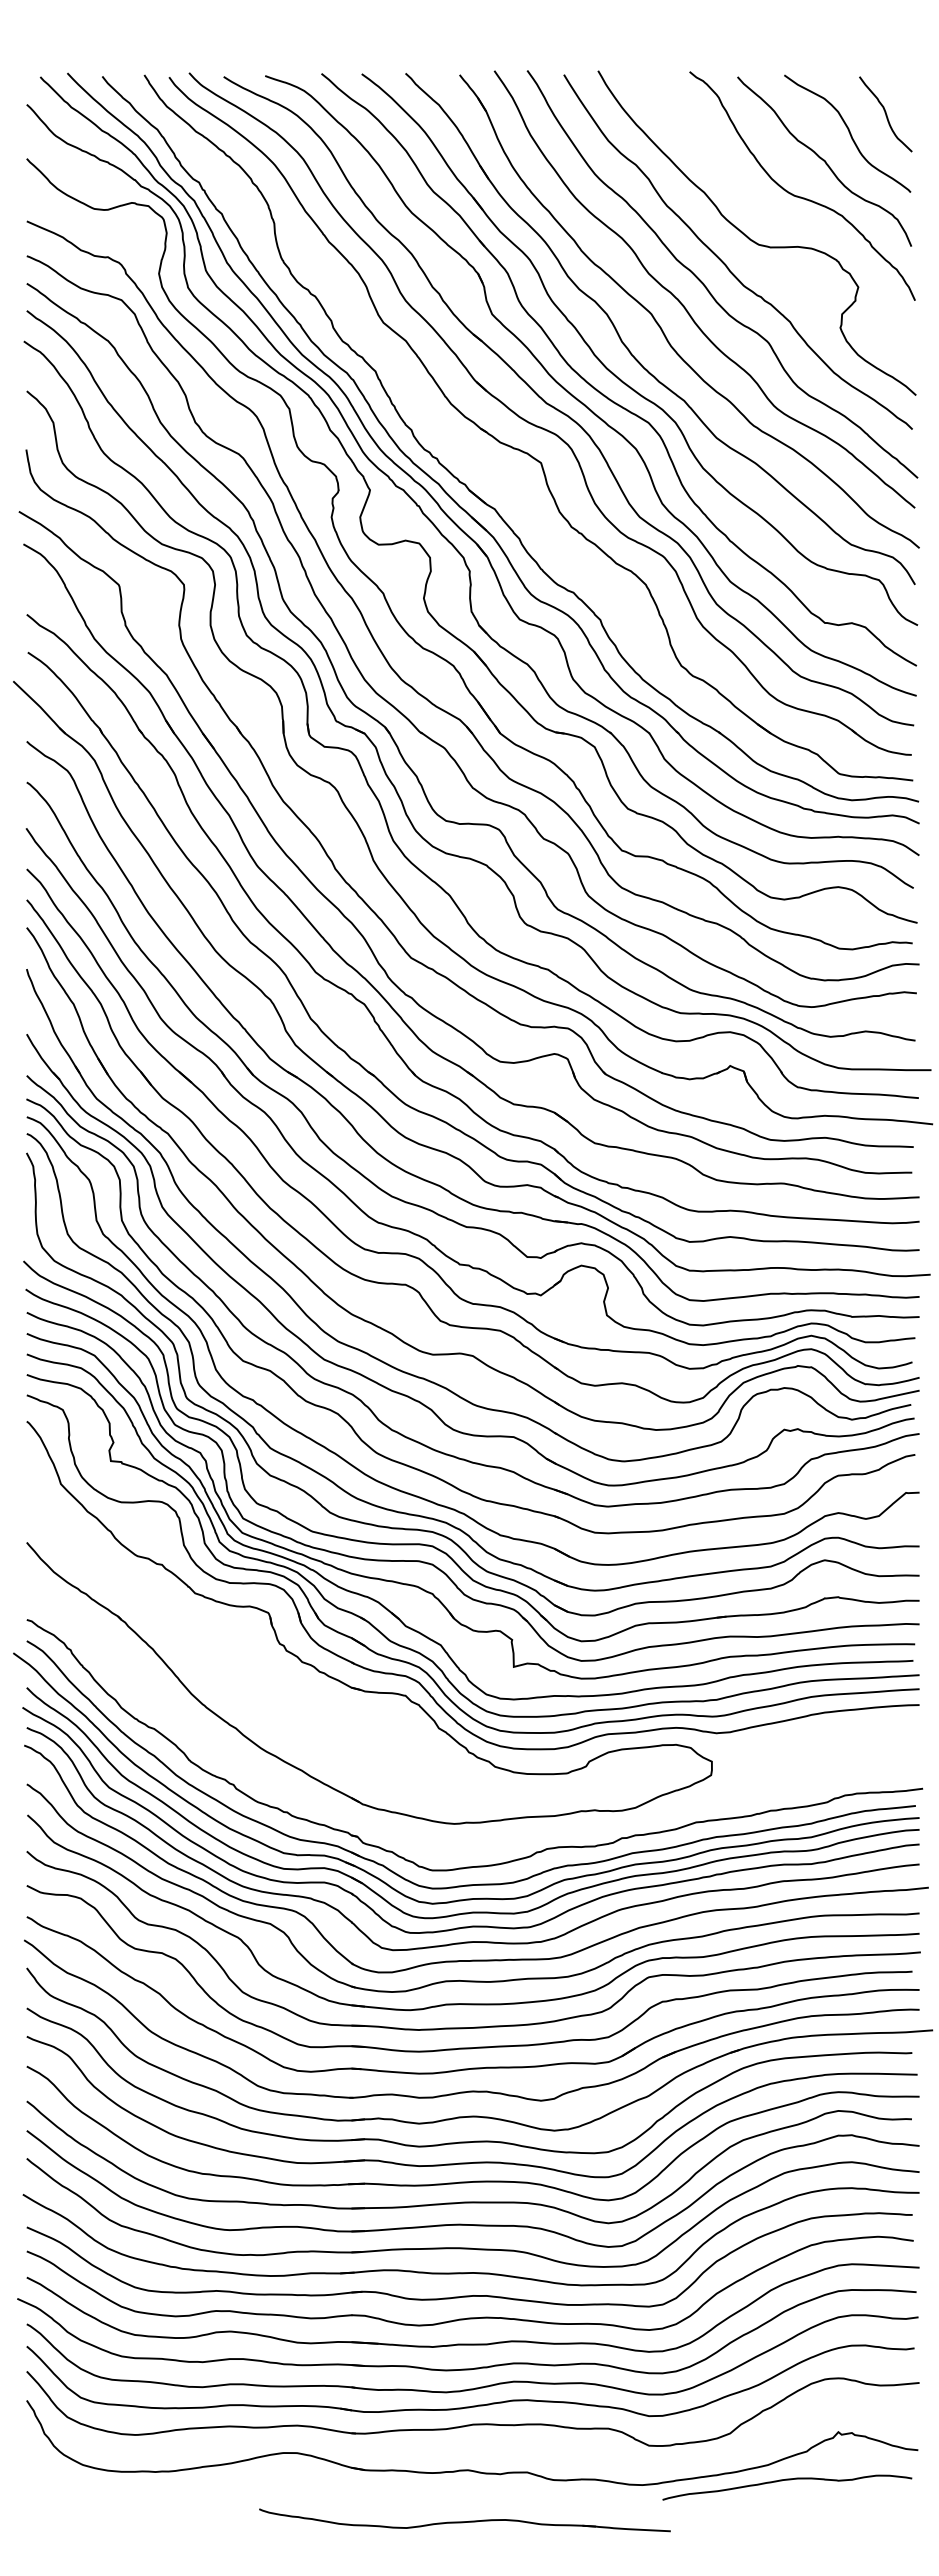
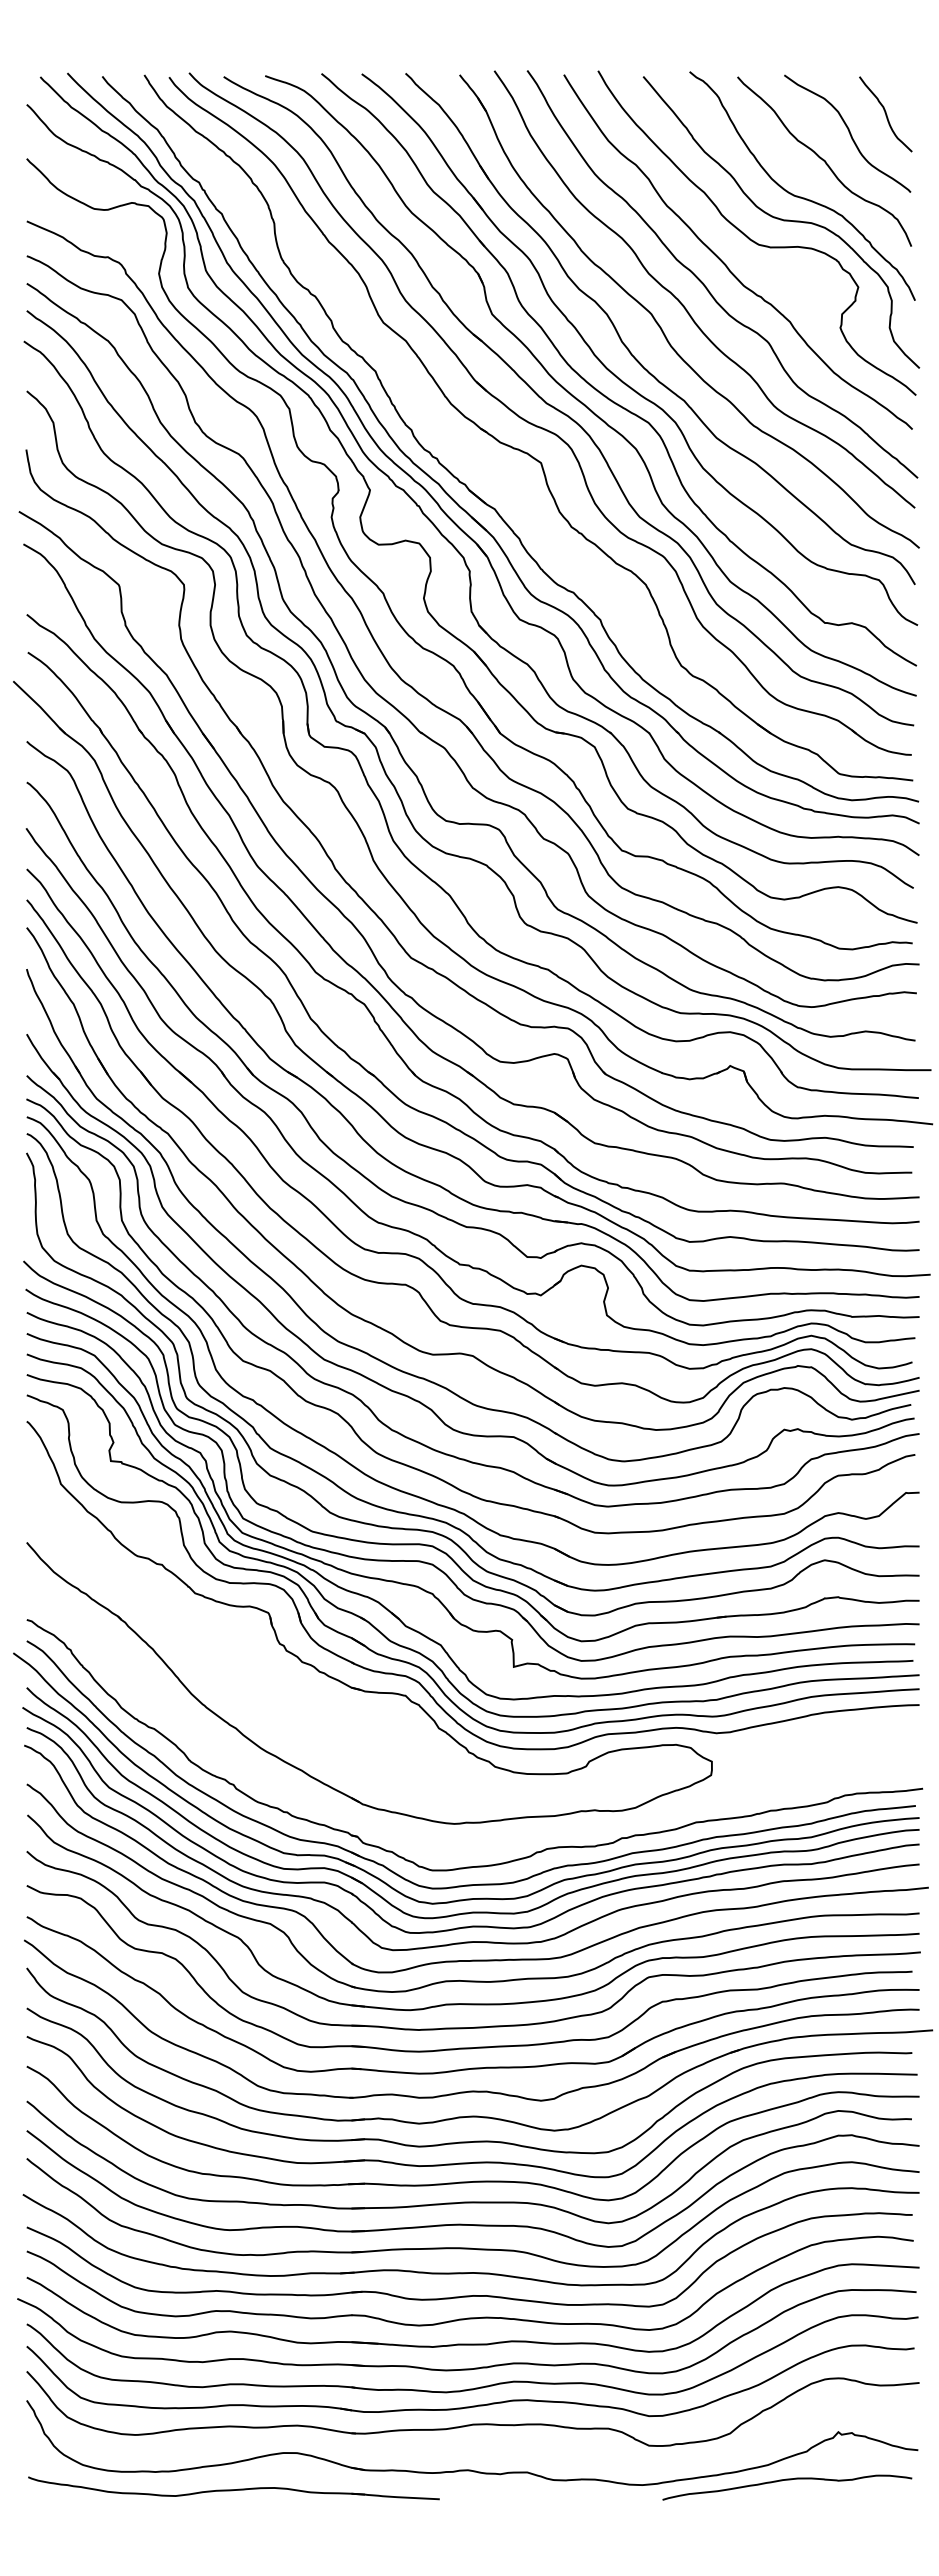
curve: none -> present (781, 220)
part position: (464, 2520) -> (233, 2488) (233, 2488)
